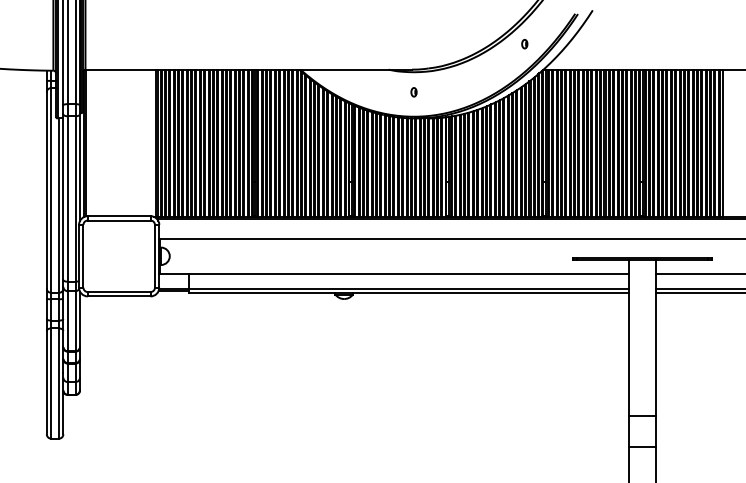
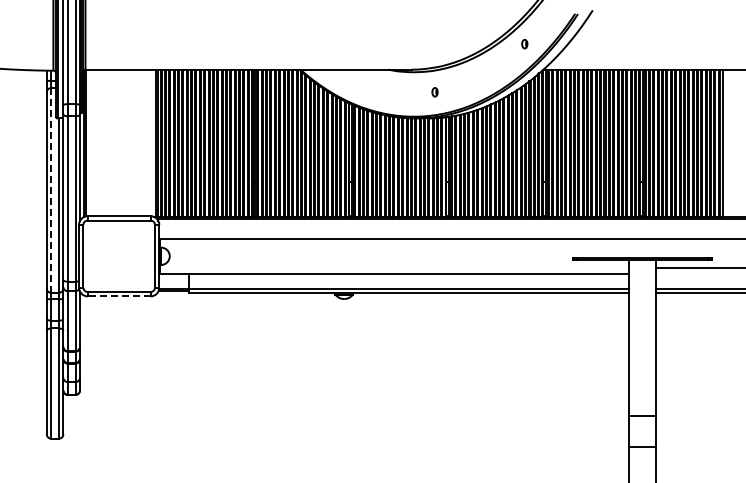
part position: (413, 92) -> (434, 92) (434, 92)
line: solid -> dashed (51, 190)
line position: (698, 273) -> (698, 267) (698, 267)
line: solid -> dashed (118, 296)
